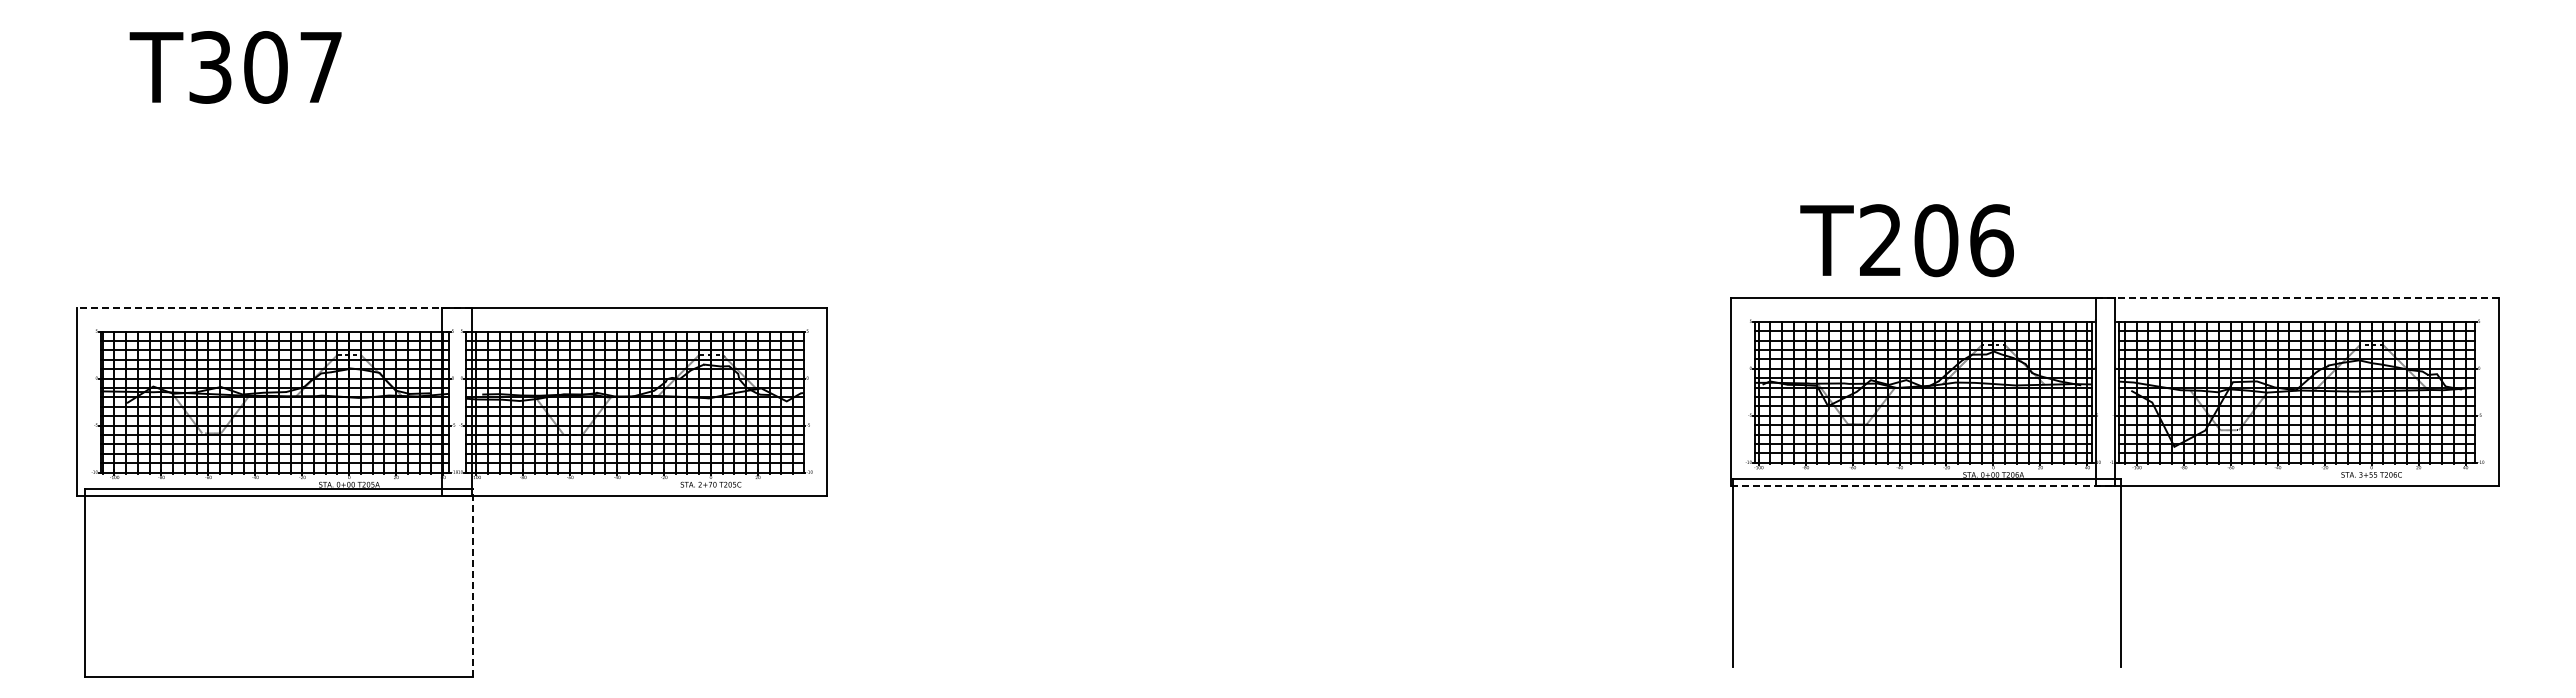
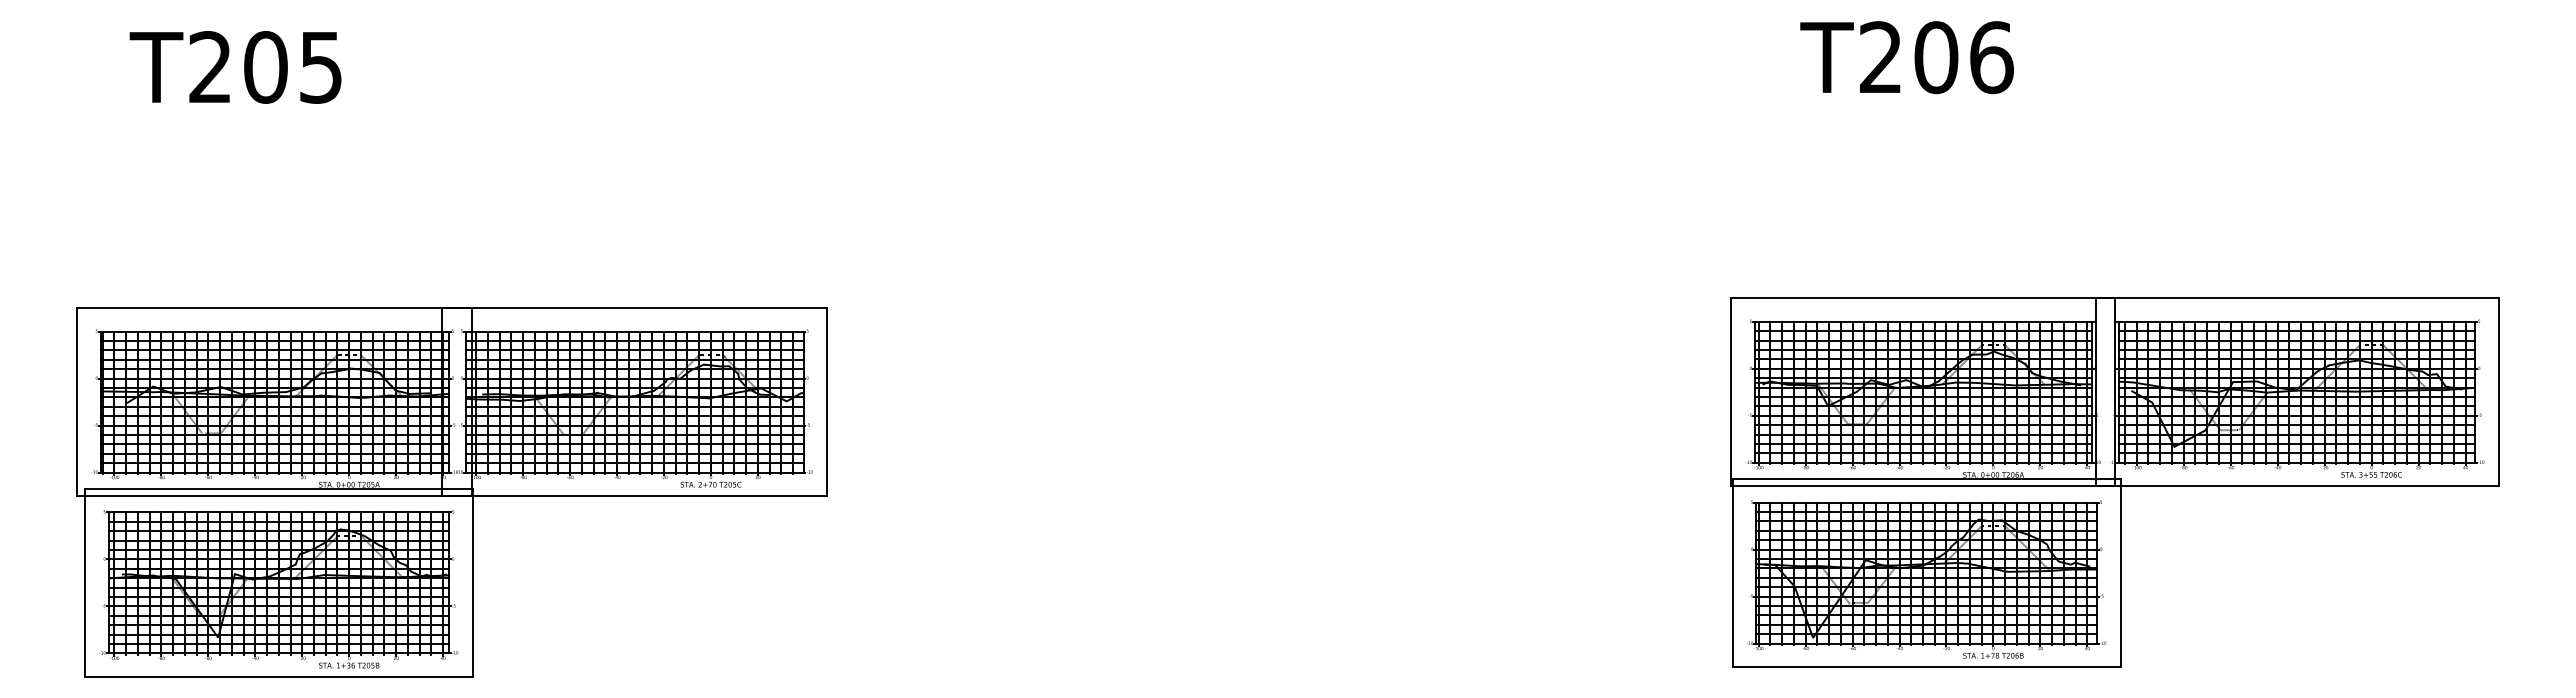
text: T307 -> T205 (265, 67)
text position: (1906, 240) -> (1906, 57) (1906, 57)
line: dashed -> solid (2297, 298)
line: dashed -> solid (274, 308)
line: dashed -> solid (1923, 486)
part: none -> present (1926, 579)
line: dashed -> solid (472, 582)
part: none -> present (278, 589)
line: none -> present (1926, 667)
